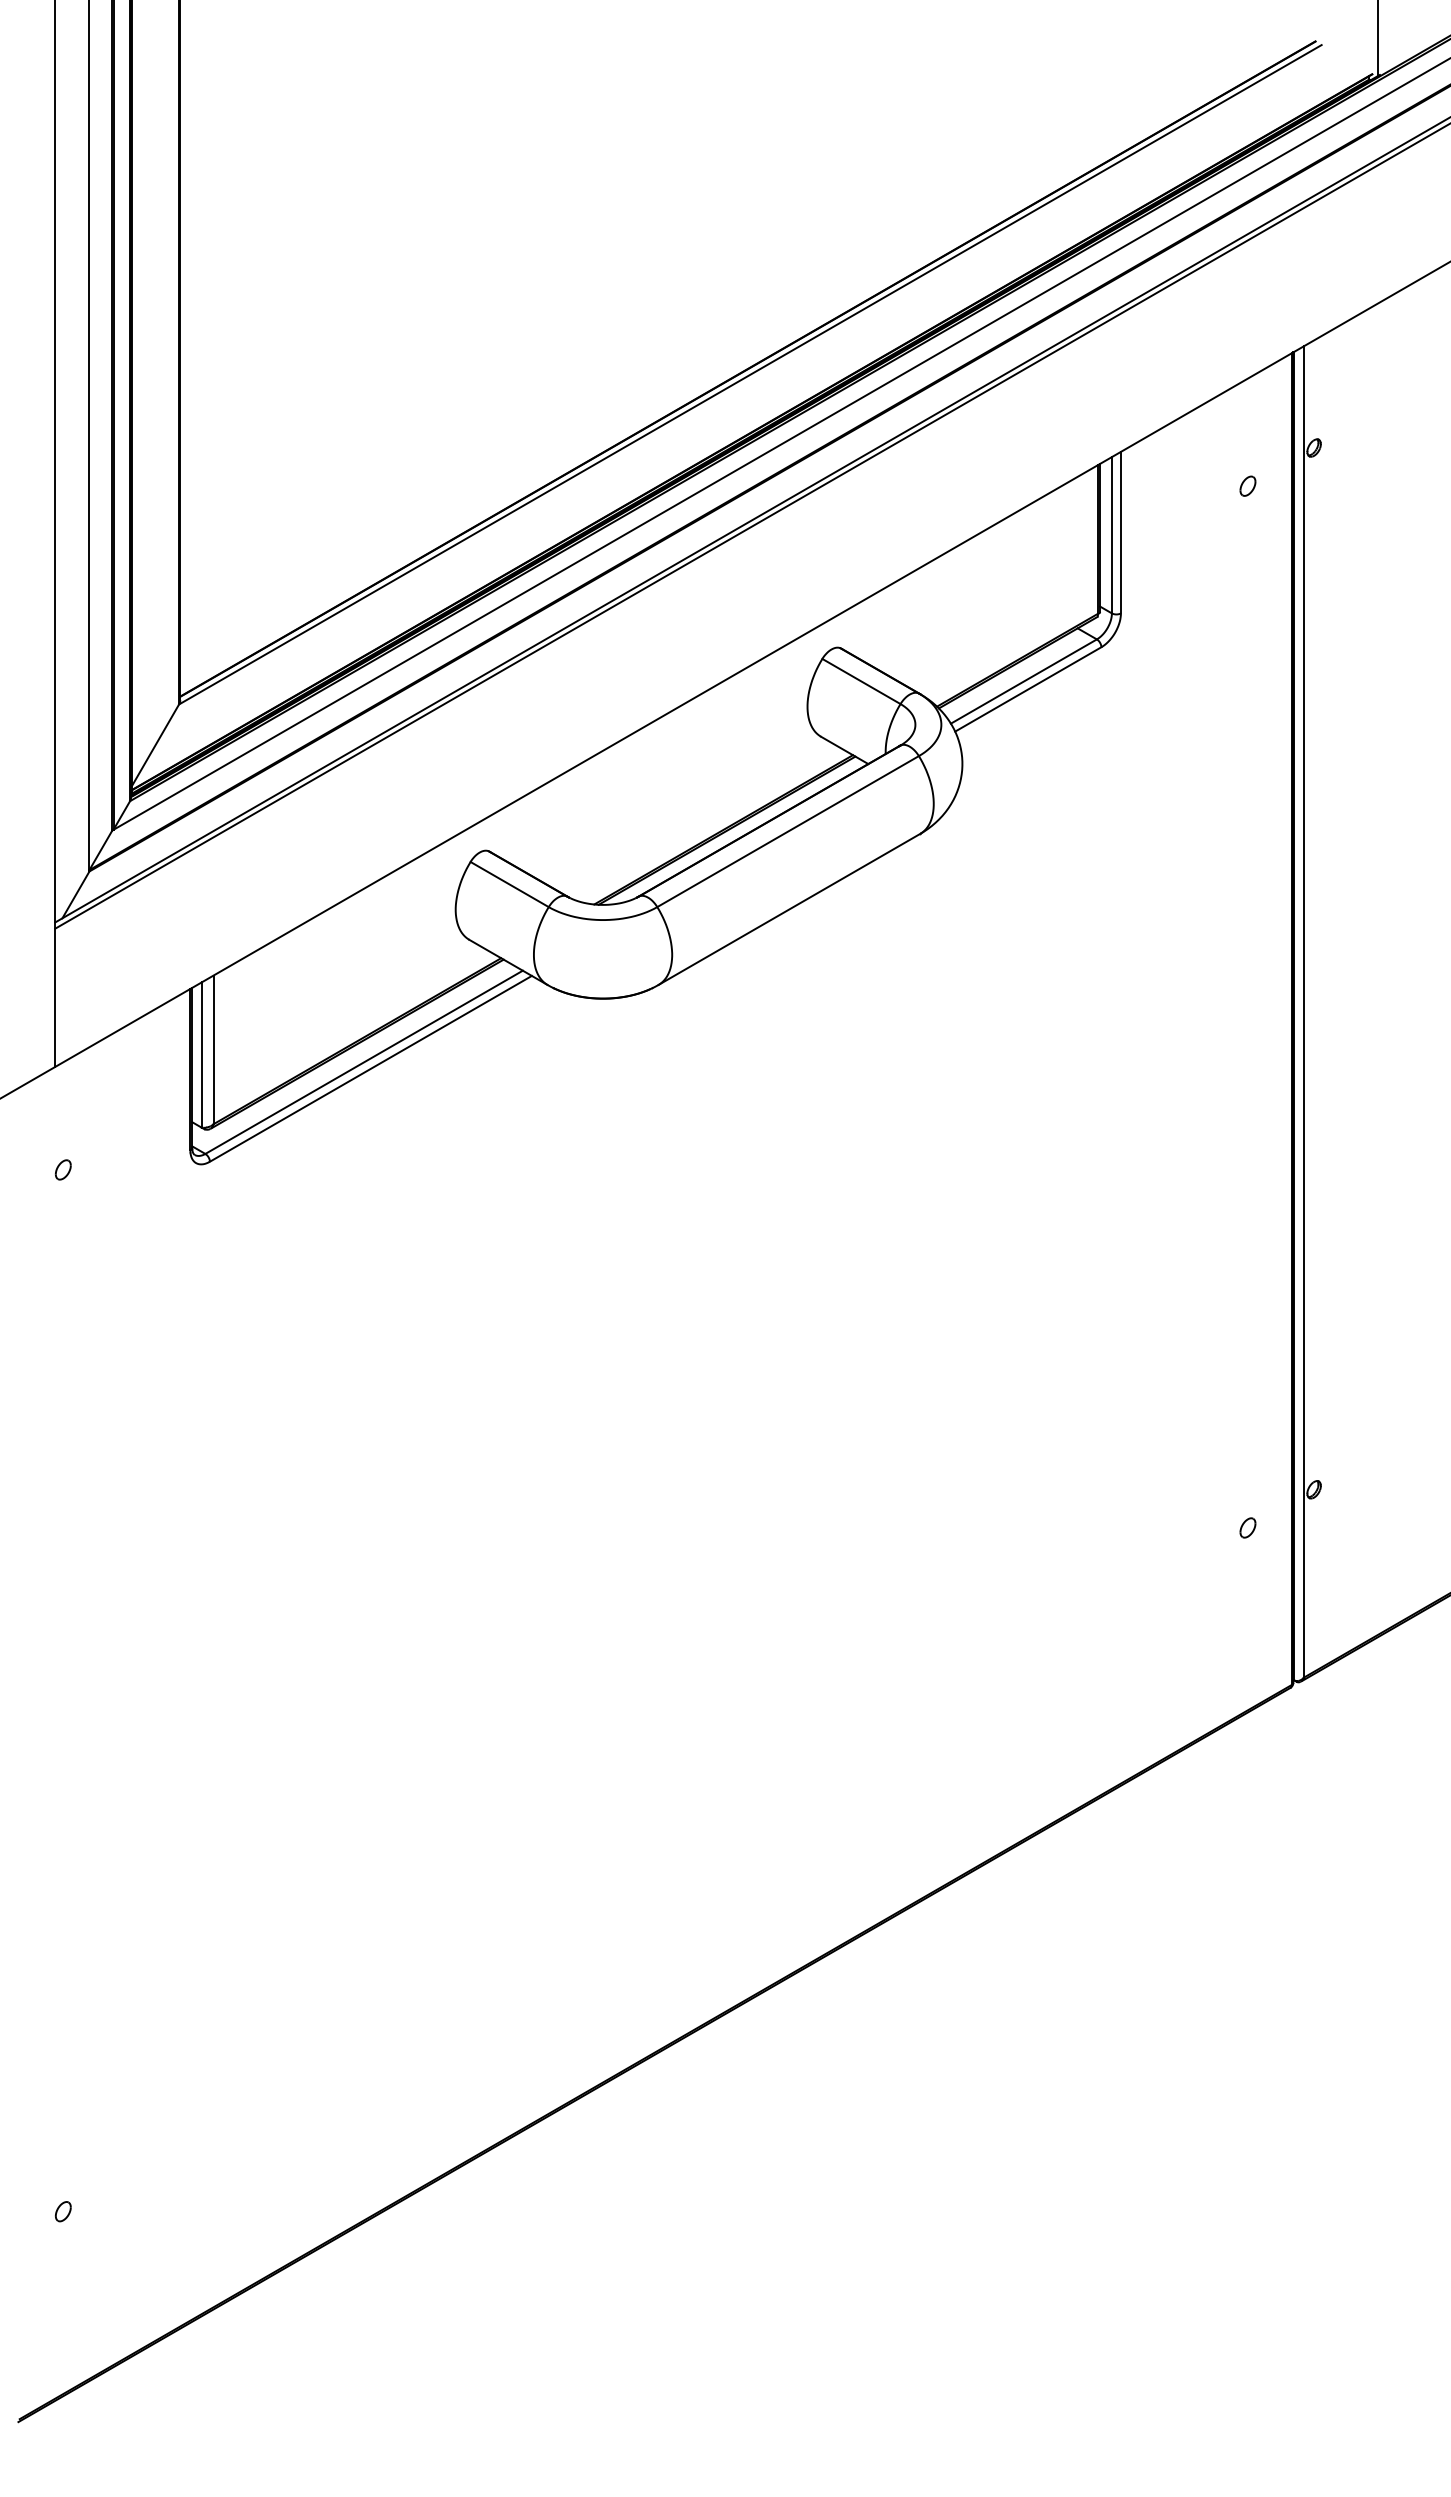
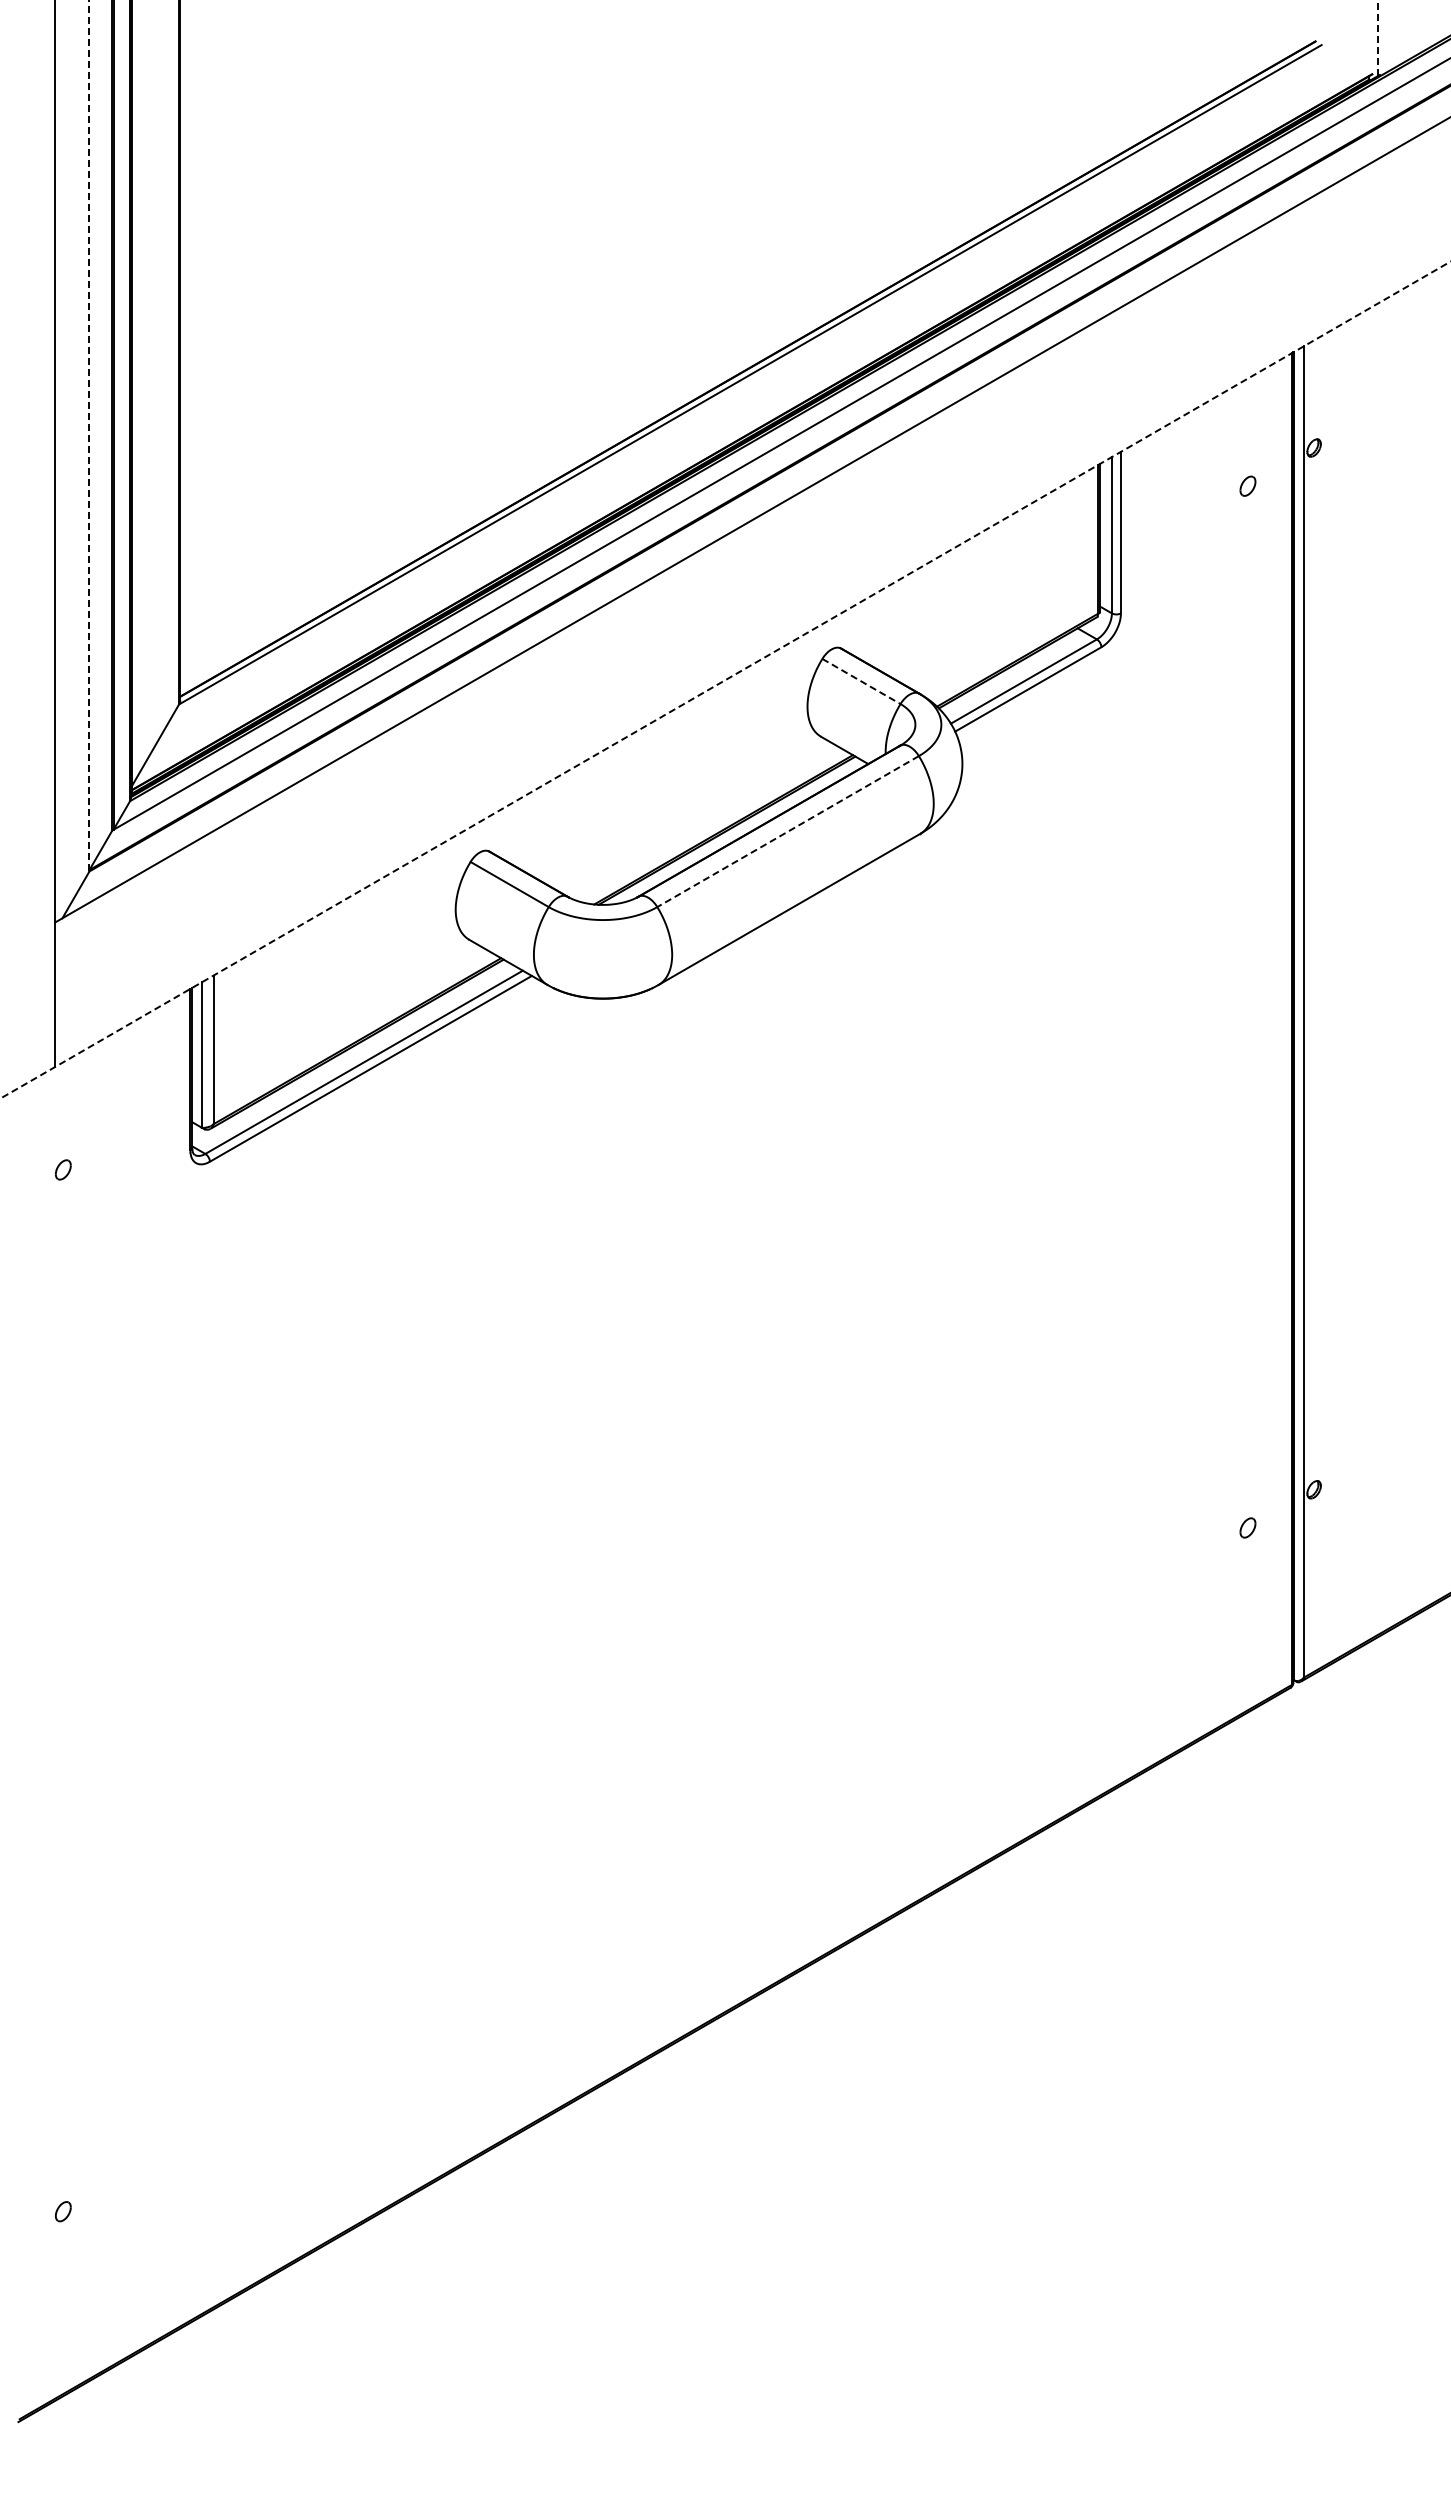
line: solid -> dashed (1378, 37)
line: solid -> dashed (89, 435)
line: present -> none (751, 526)
line: solid -> dashed (725, 680)
line: solid -> dashed (861, 681)
line: solid -> dashed (787, 831)
